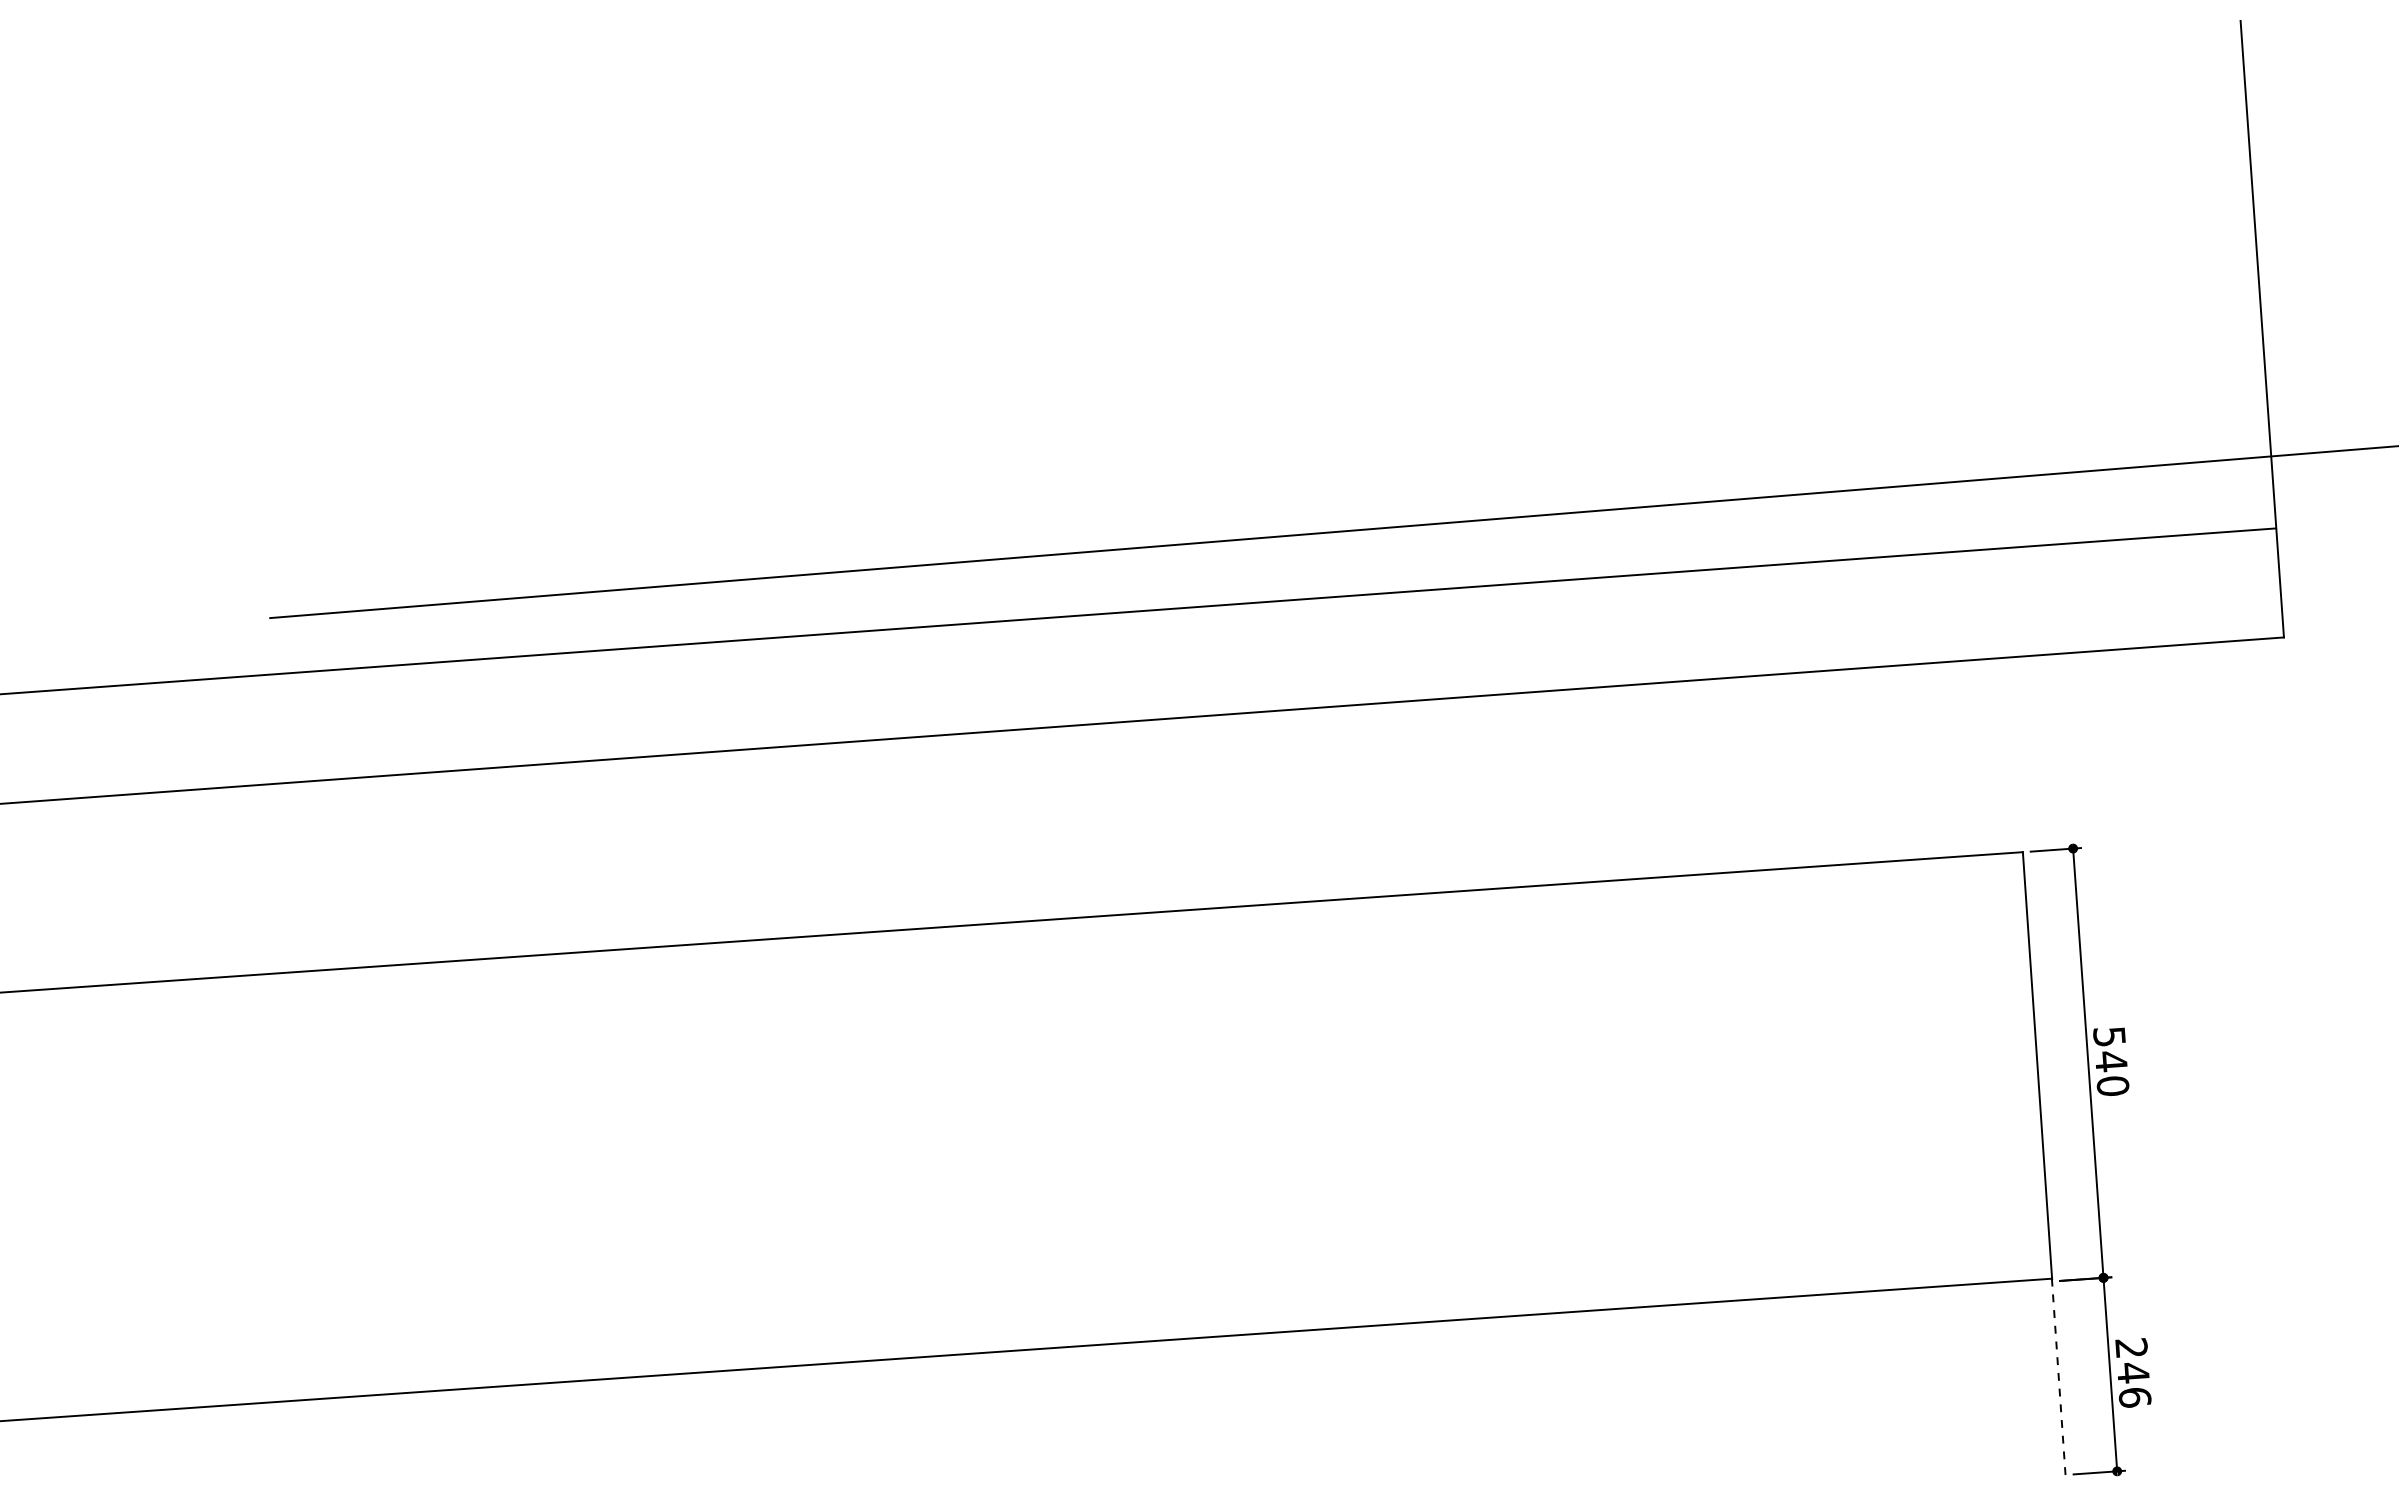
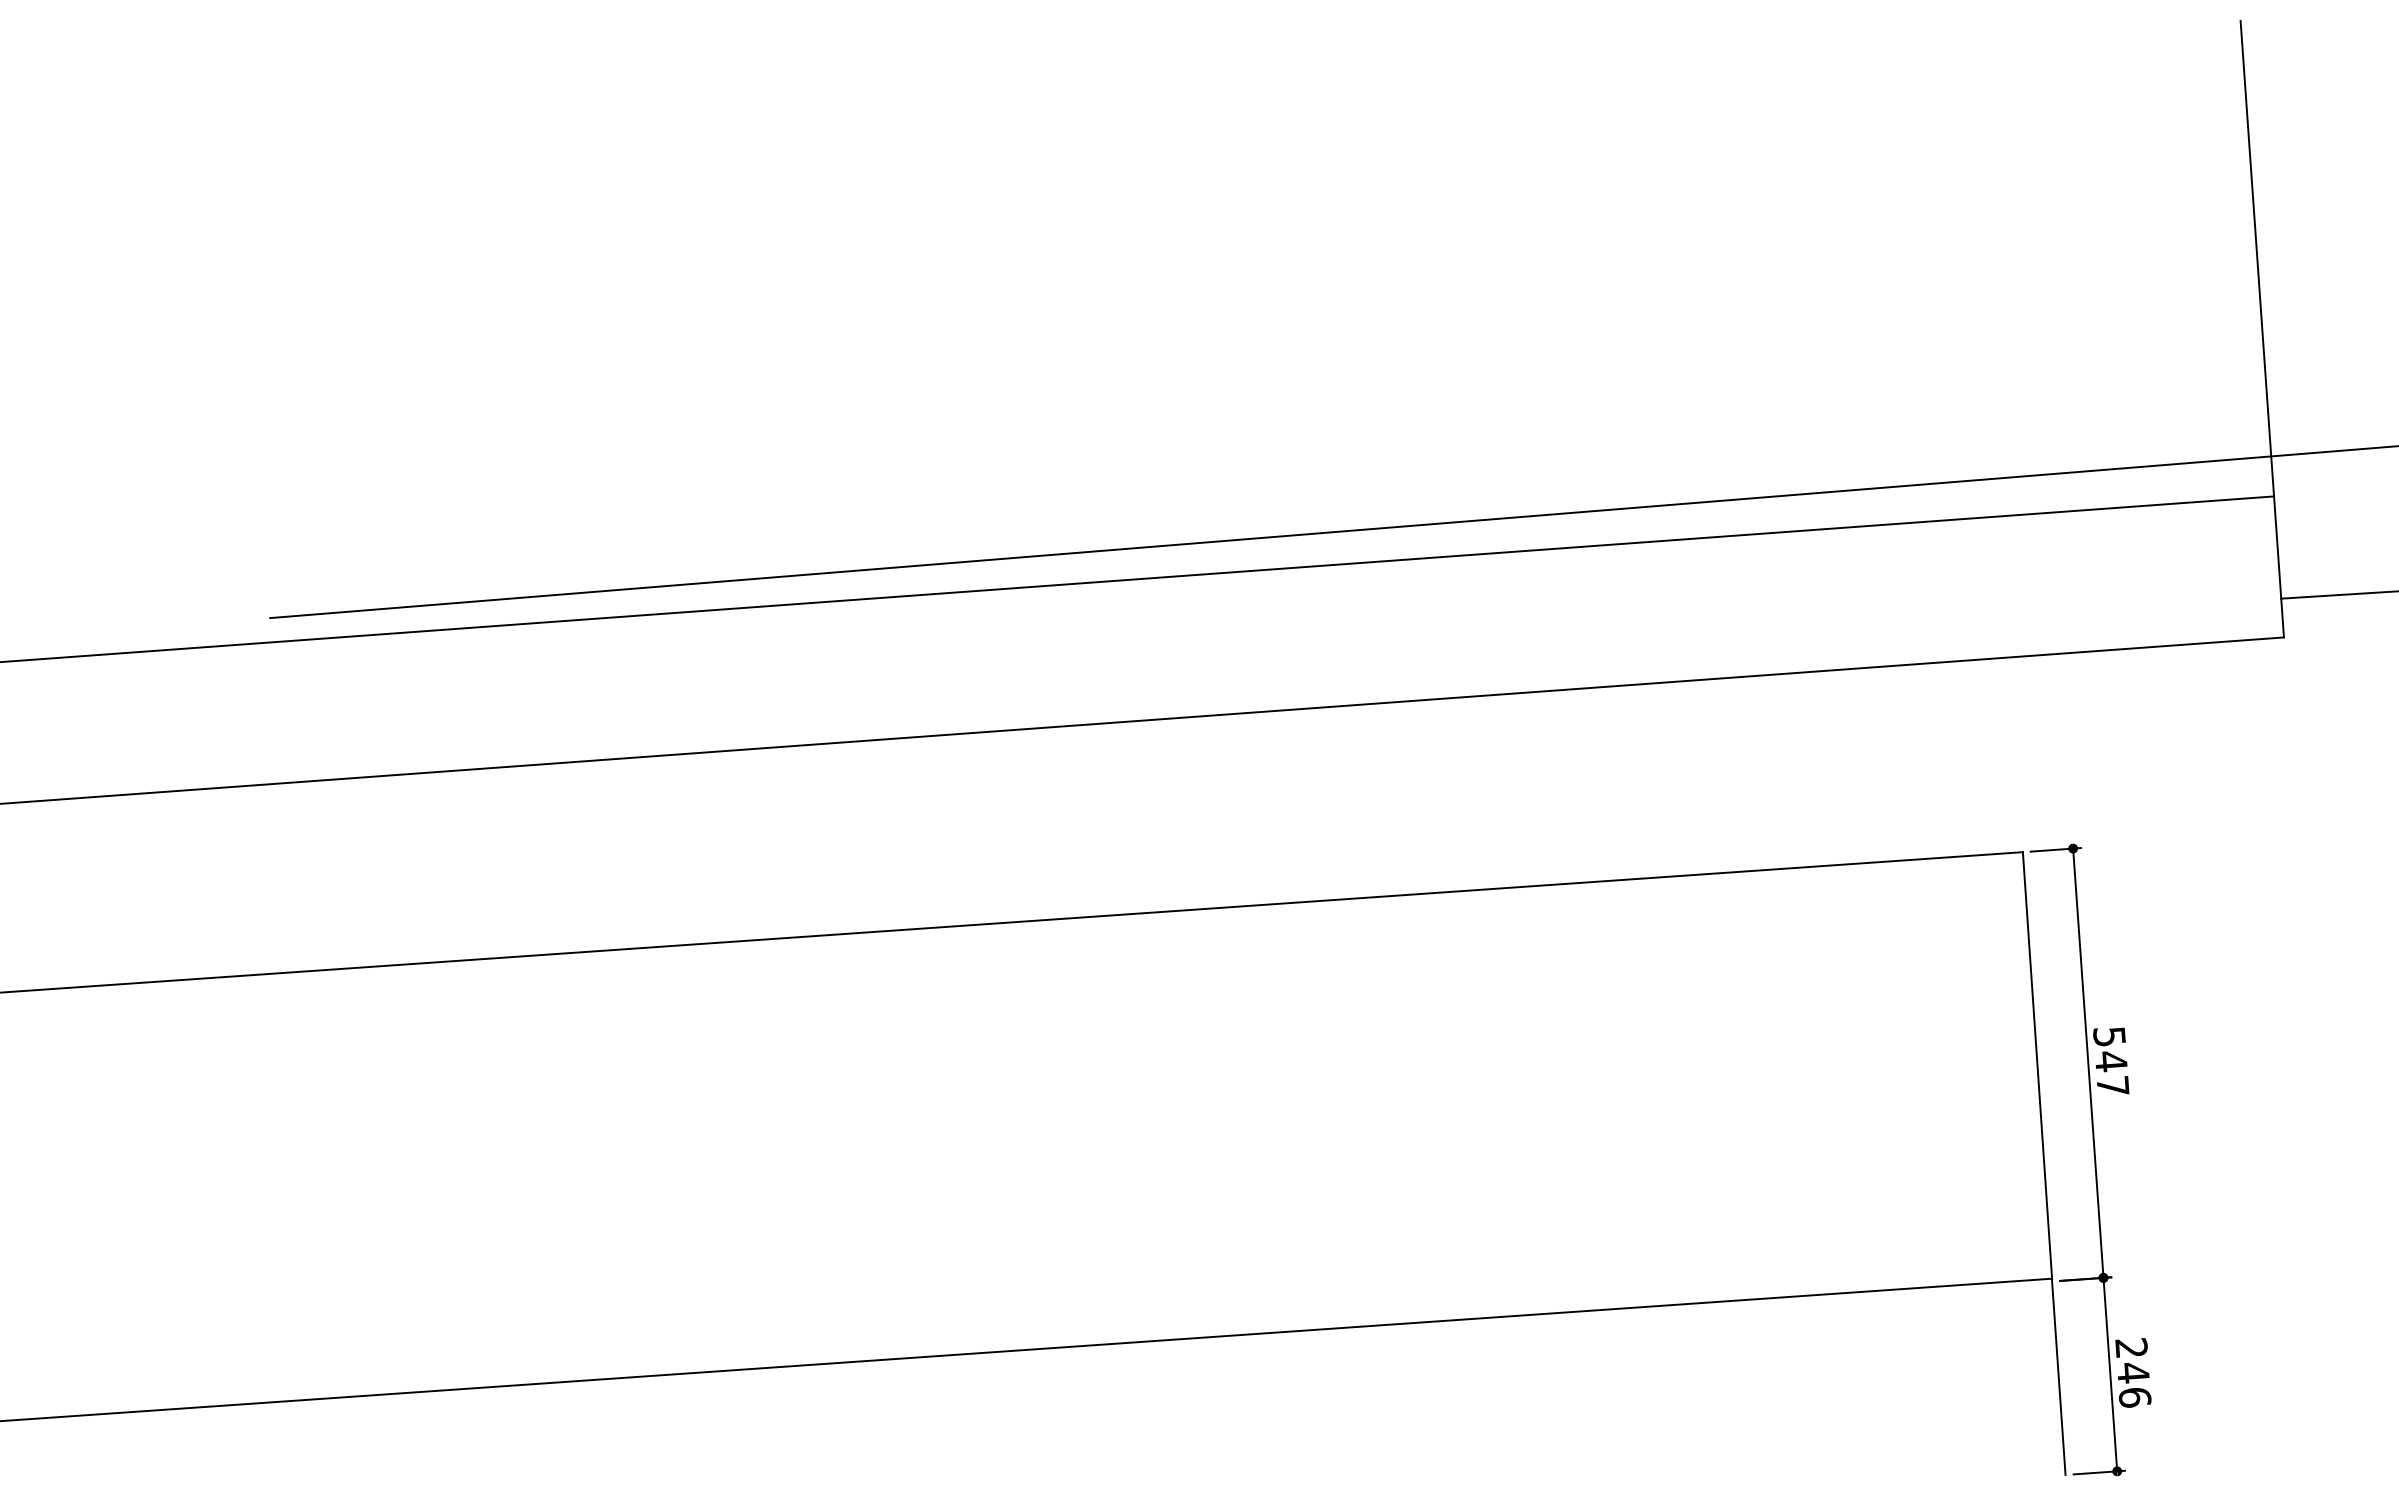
line: none -> present (2338, 594)
line position: (1139, 611) -> (1138, 578) (1138, 578)
text: 540 -> 547 (2112, 1085)
line: dashed -> solid (2058, 1377)
